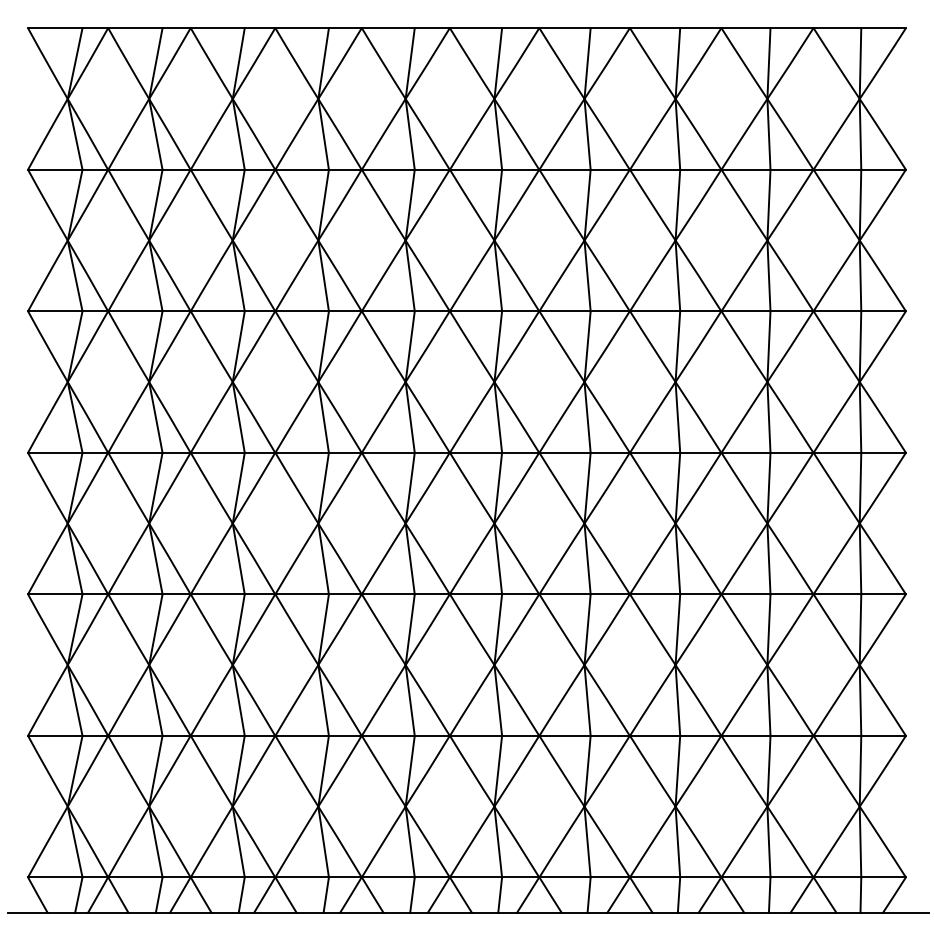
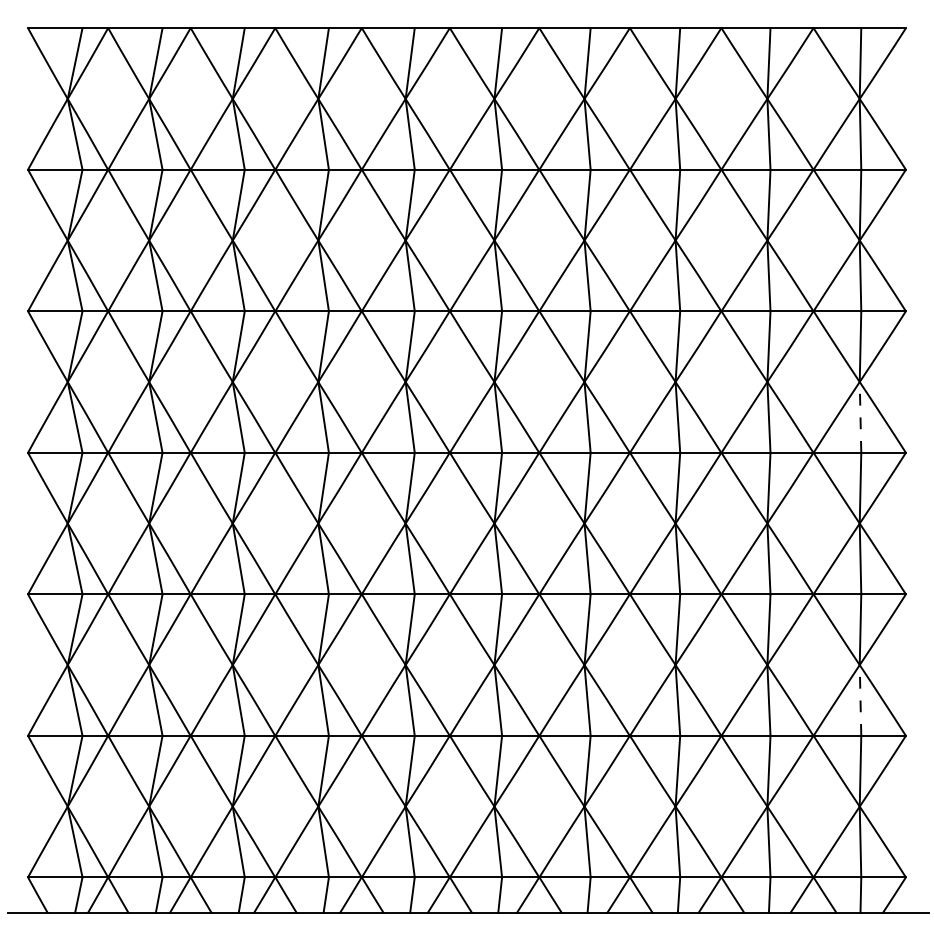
line: solid -> dashed (860, 416)
line: solid -> dashed (860, 699)
